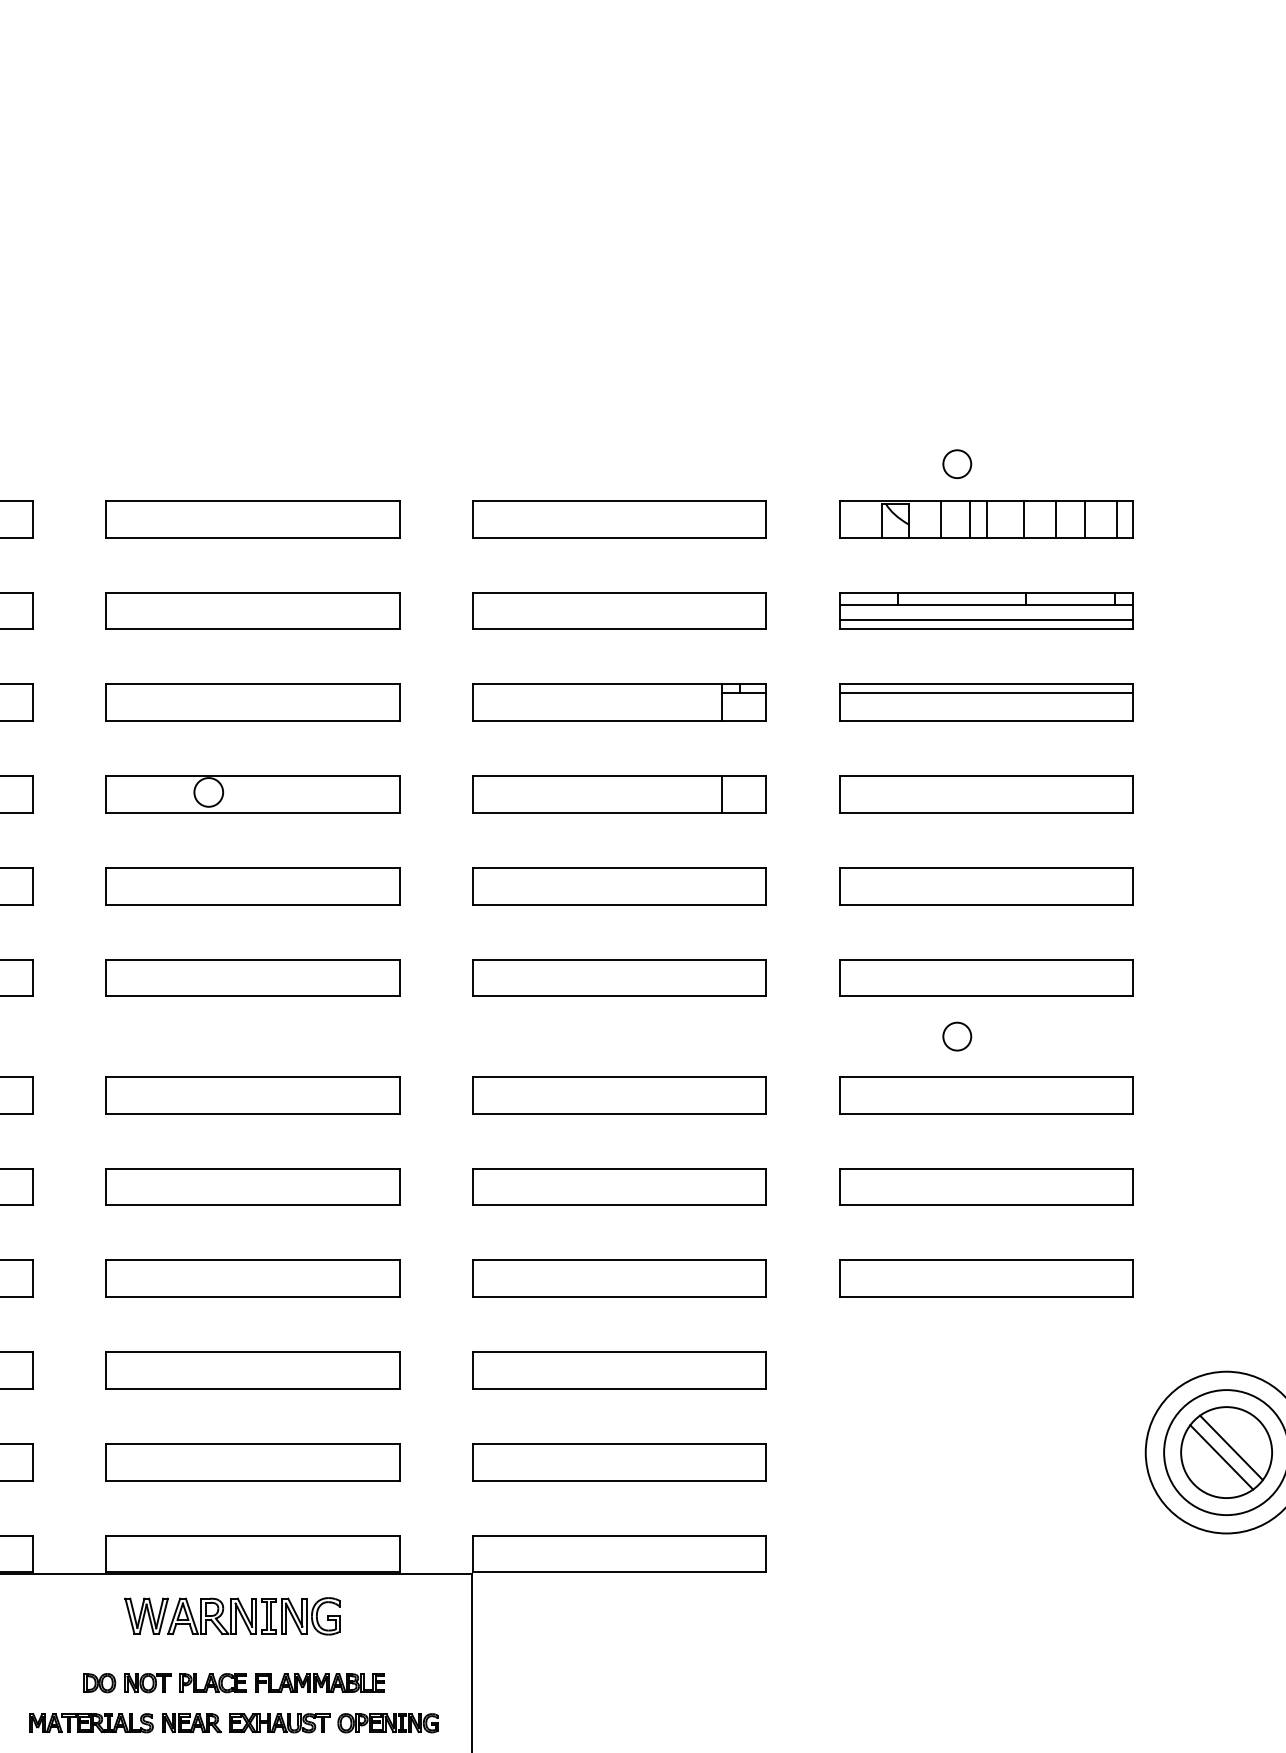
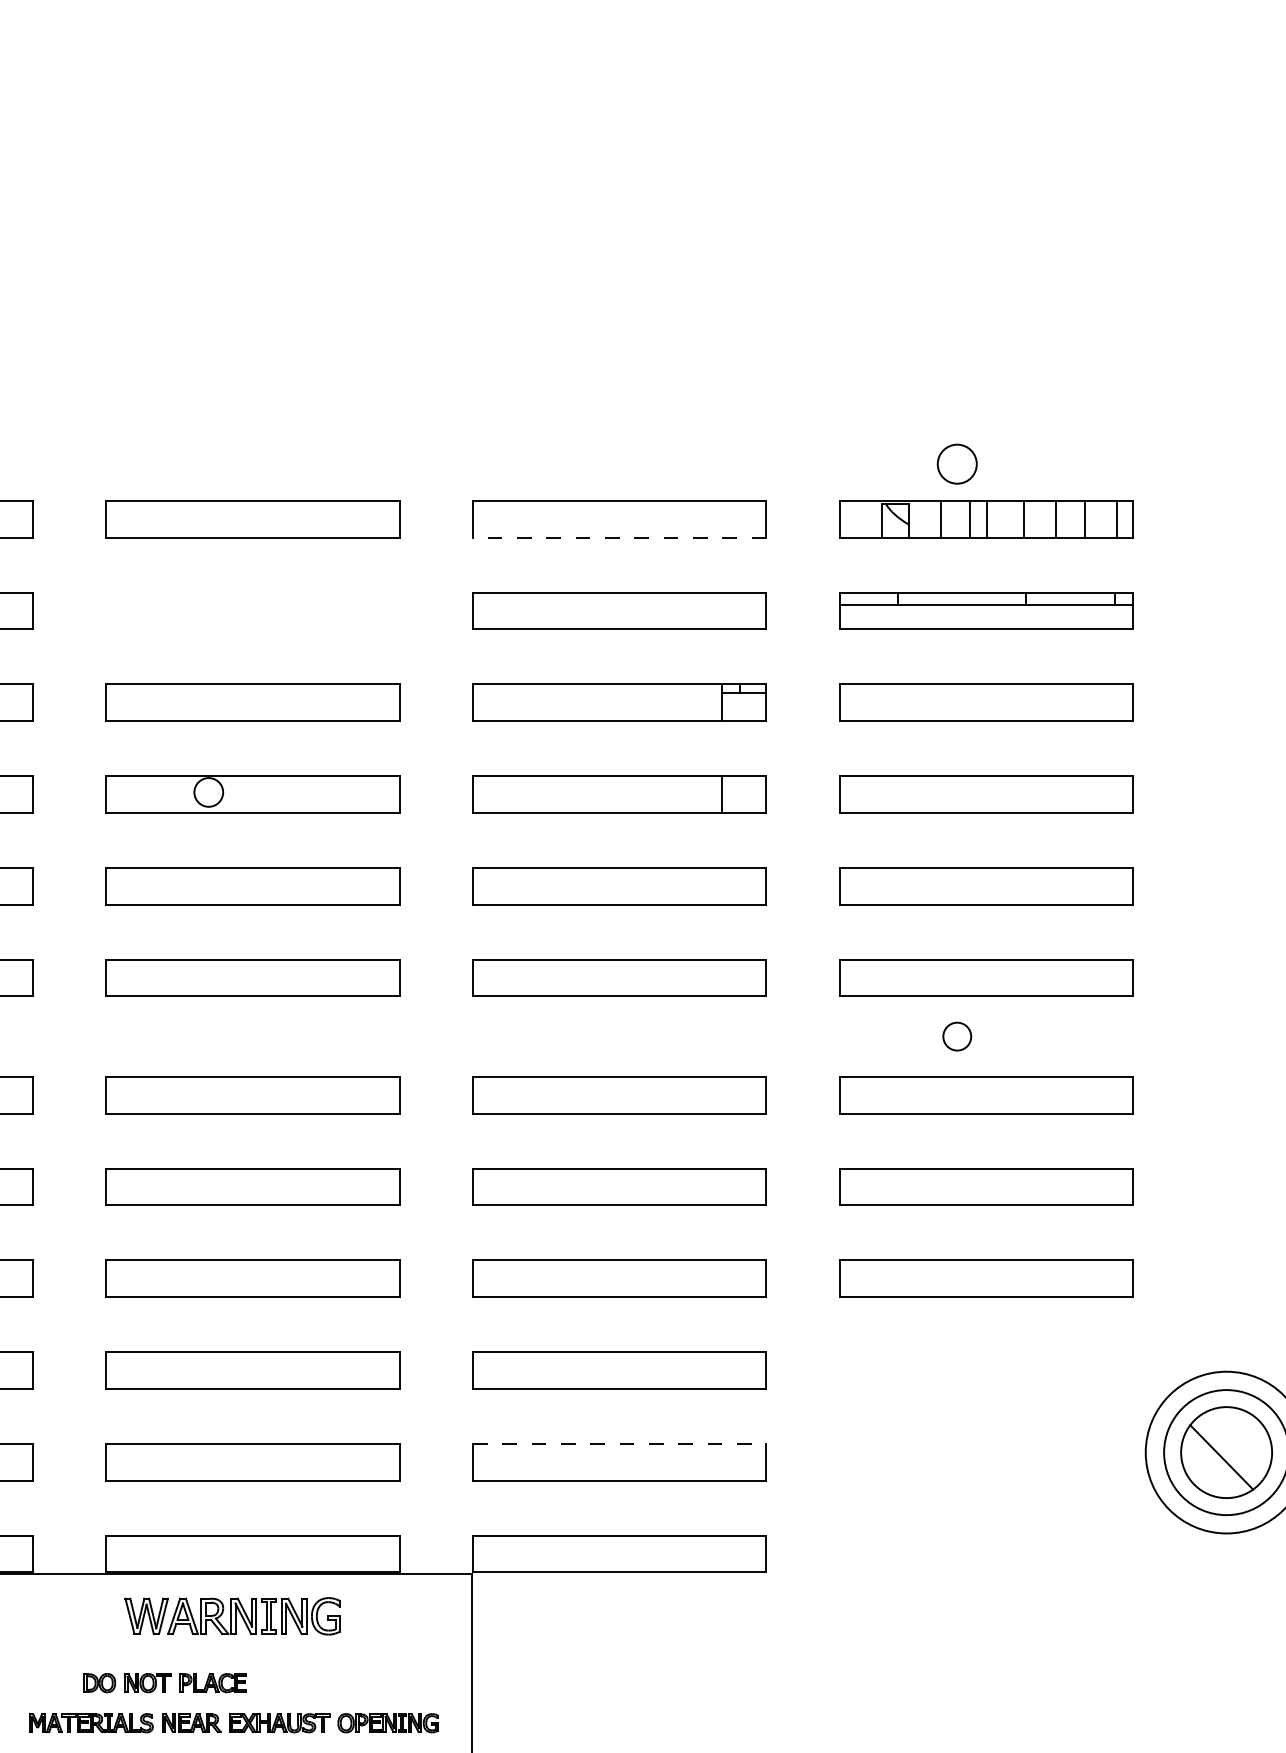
circle diameter: 28 px -> 39 px (956, 463)
line: solid -> dashed (619, 537)
part: present -> none (252, 610)
line: present -> none (986, 619)
line: present -> none (986, 693)
line: solid -> dashed (619, 1443)
line: present -> none (1231, 1447)
part: present -> none (319, 1682)
